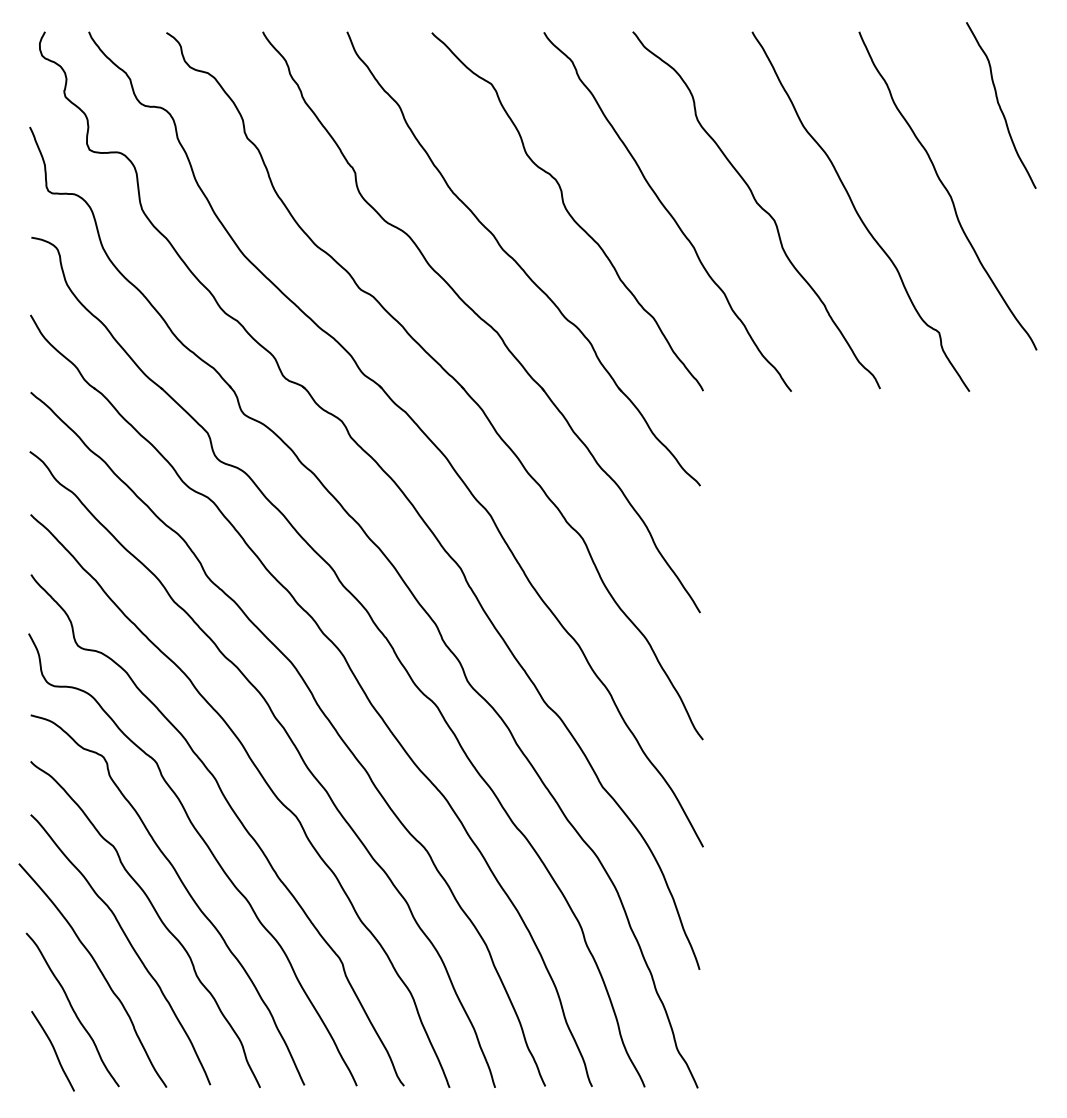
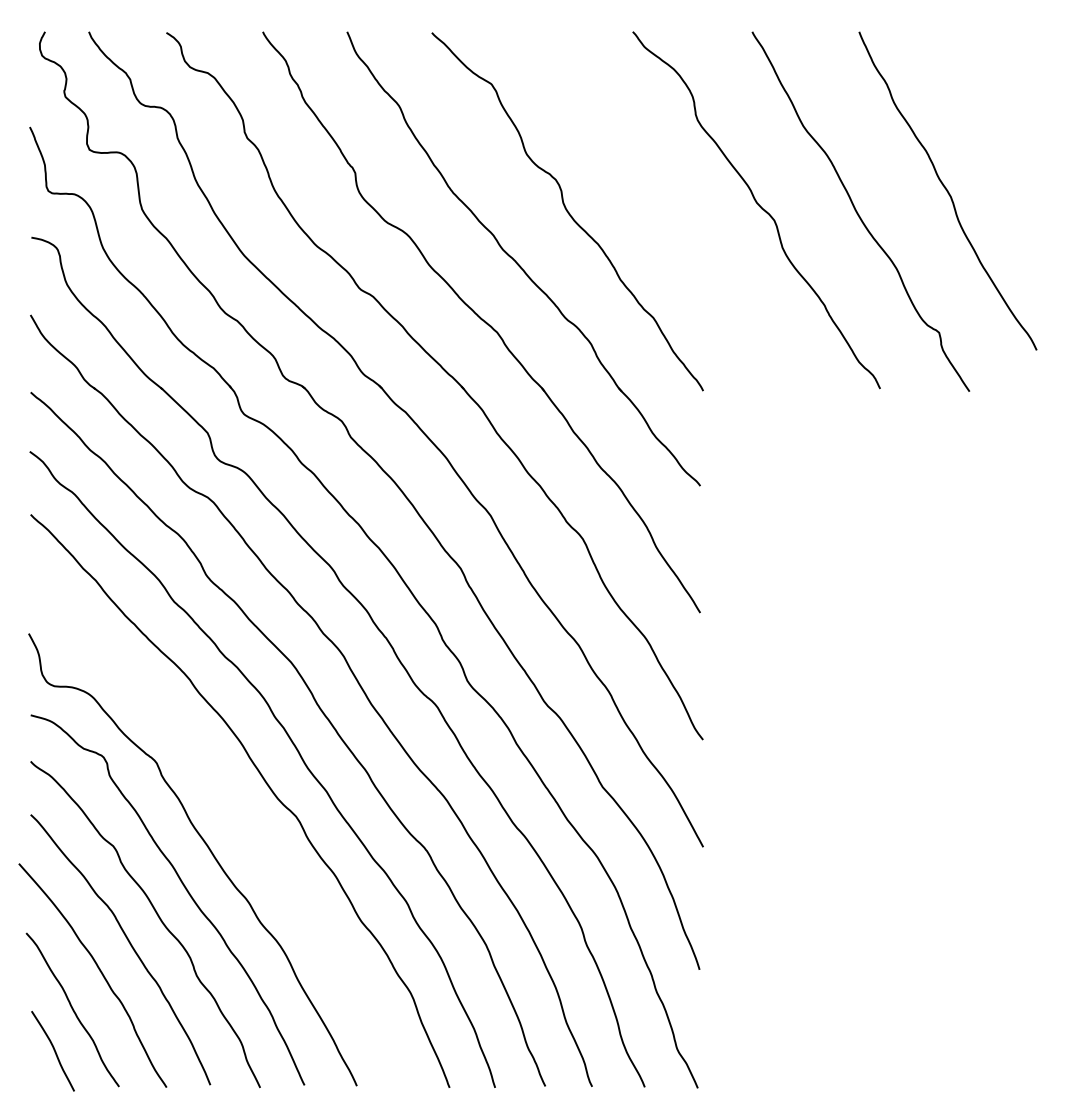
curve: present -> none (1000, 105)
curve: present -> none (667, 211)
curve: present -> none (236, 817)
